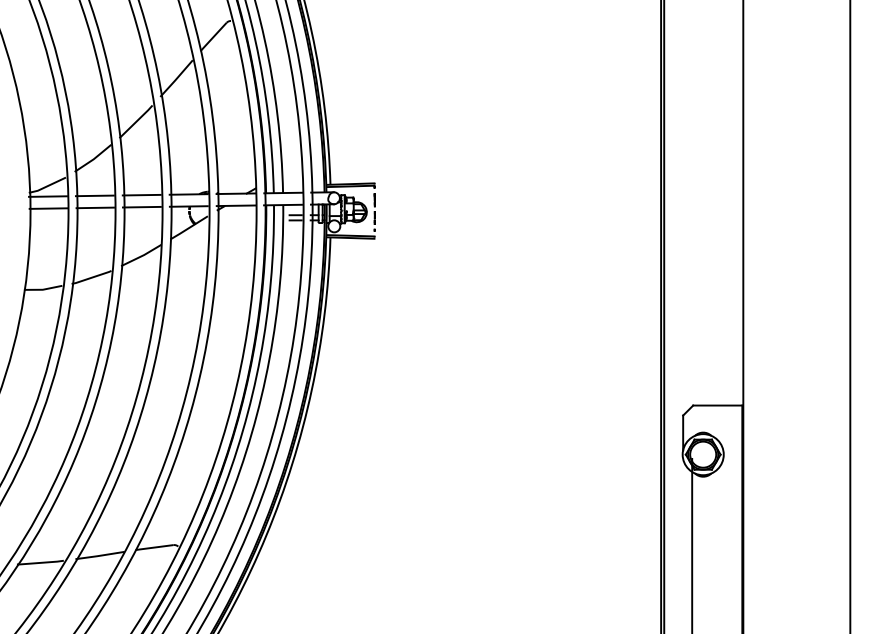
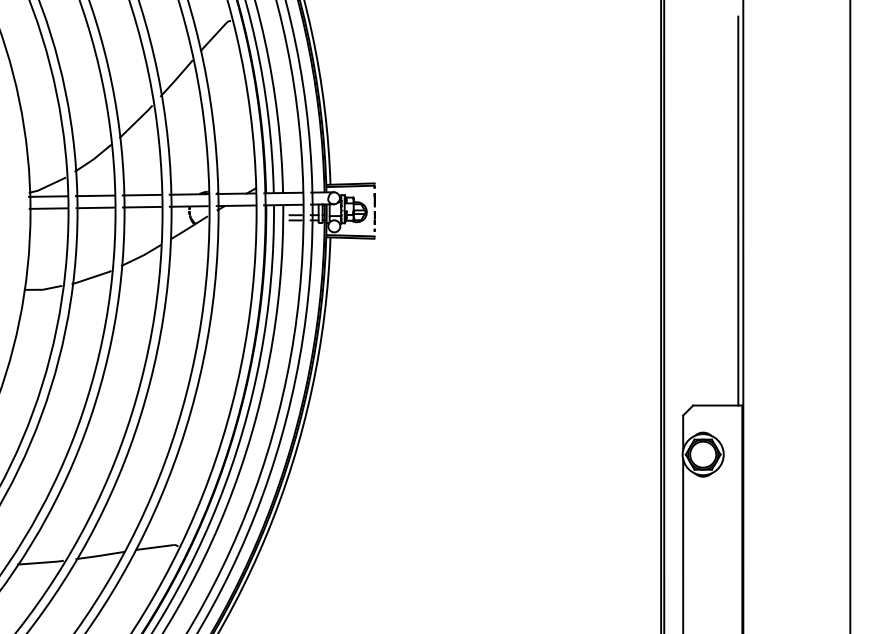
line: none -> present (738, 210)
line position: (692, 544) -> (683, 544) (683, 544)
